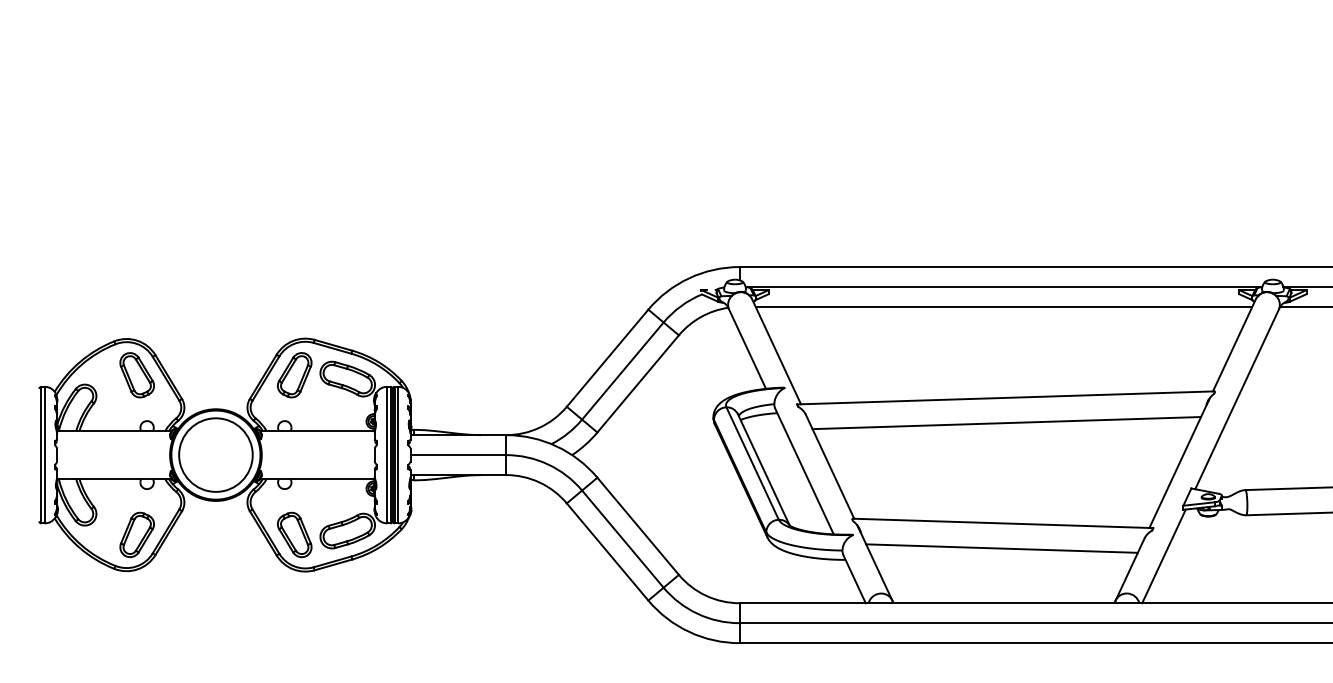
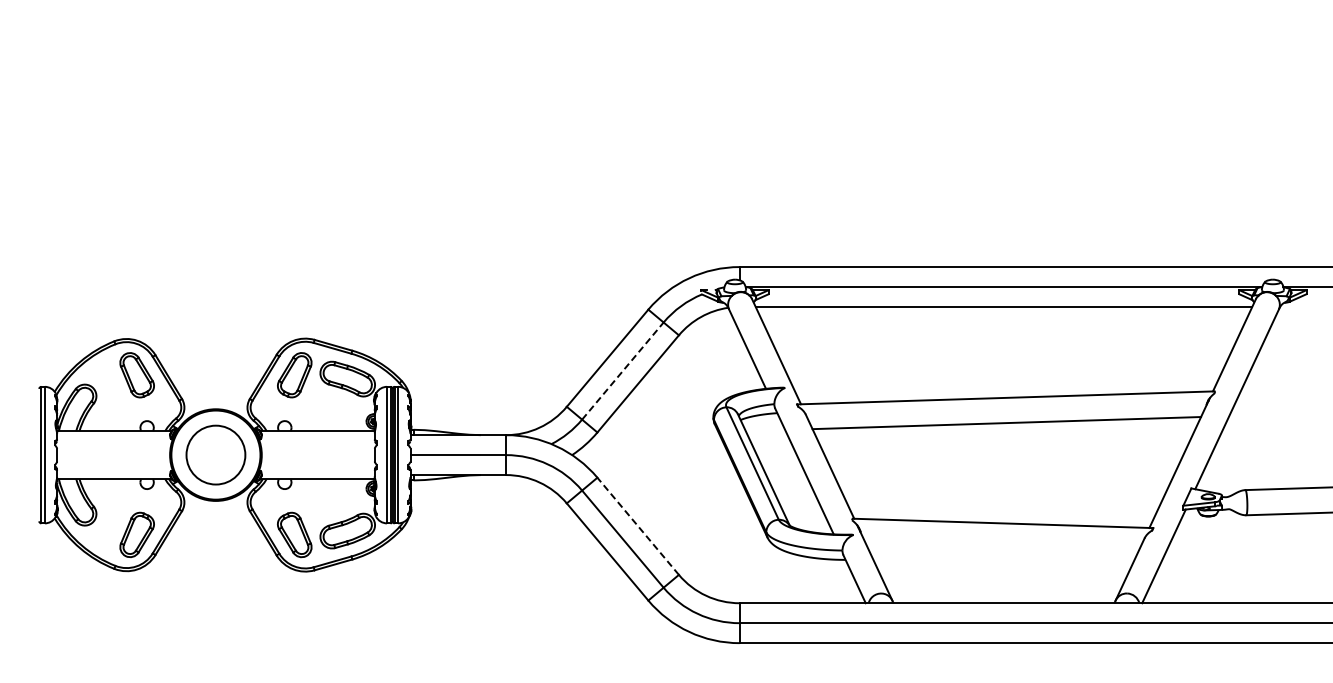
line: present -> none (1304, 307)
line: solid -> dashed (623, 370)
circle diameter: 74 px -> 59 px (215, 454)
line: solid -> dashed (637, 525)
line: present -> none (1001, 548)
